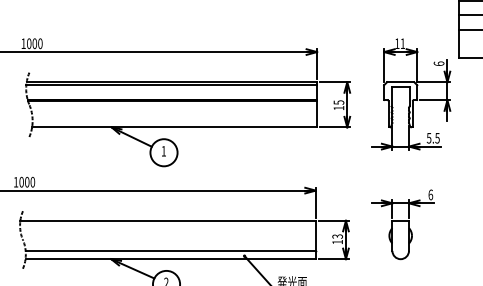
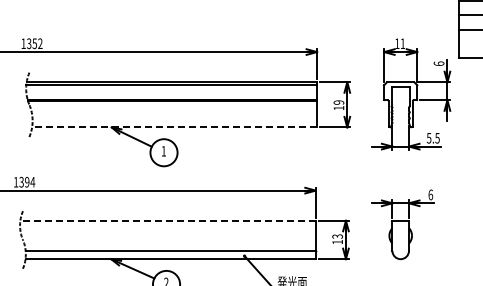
text: 1000 -> 1352 (34, 43)
text: 15 -> 19 (338, 102)
line: solid -> dashed (174, 127)
text: 1000 -> 1394 (27, 181)
line: solid -> dashed (168, 220)
